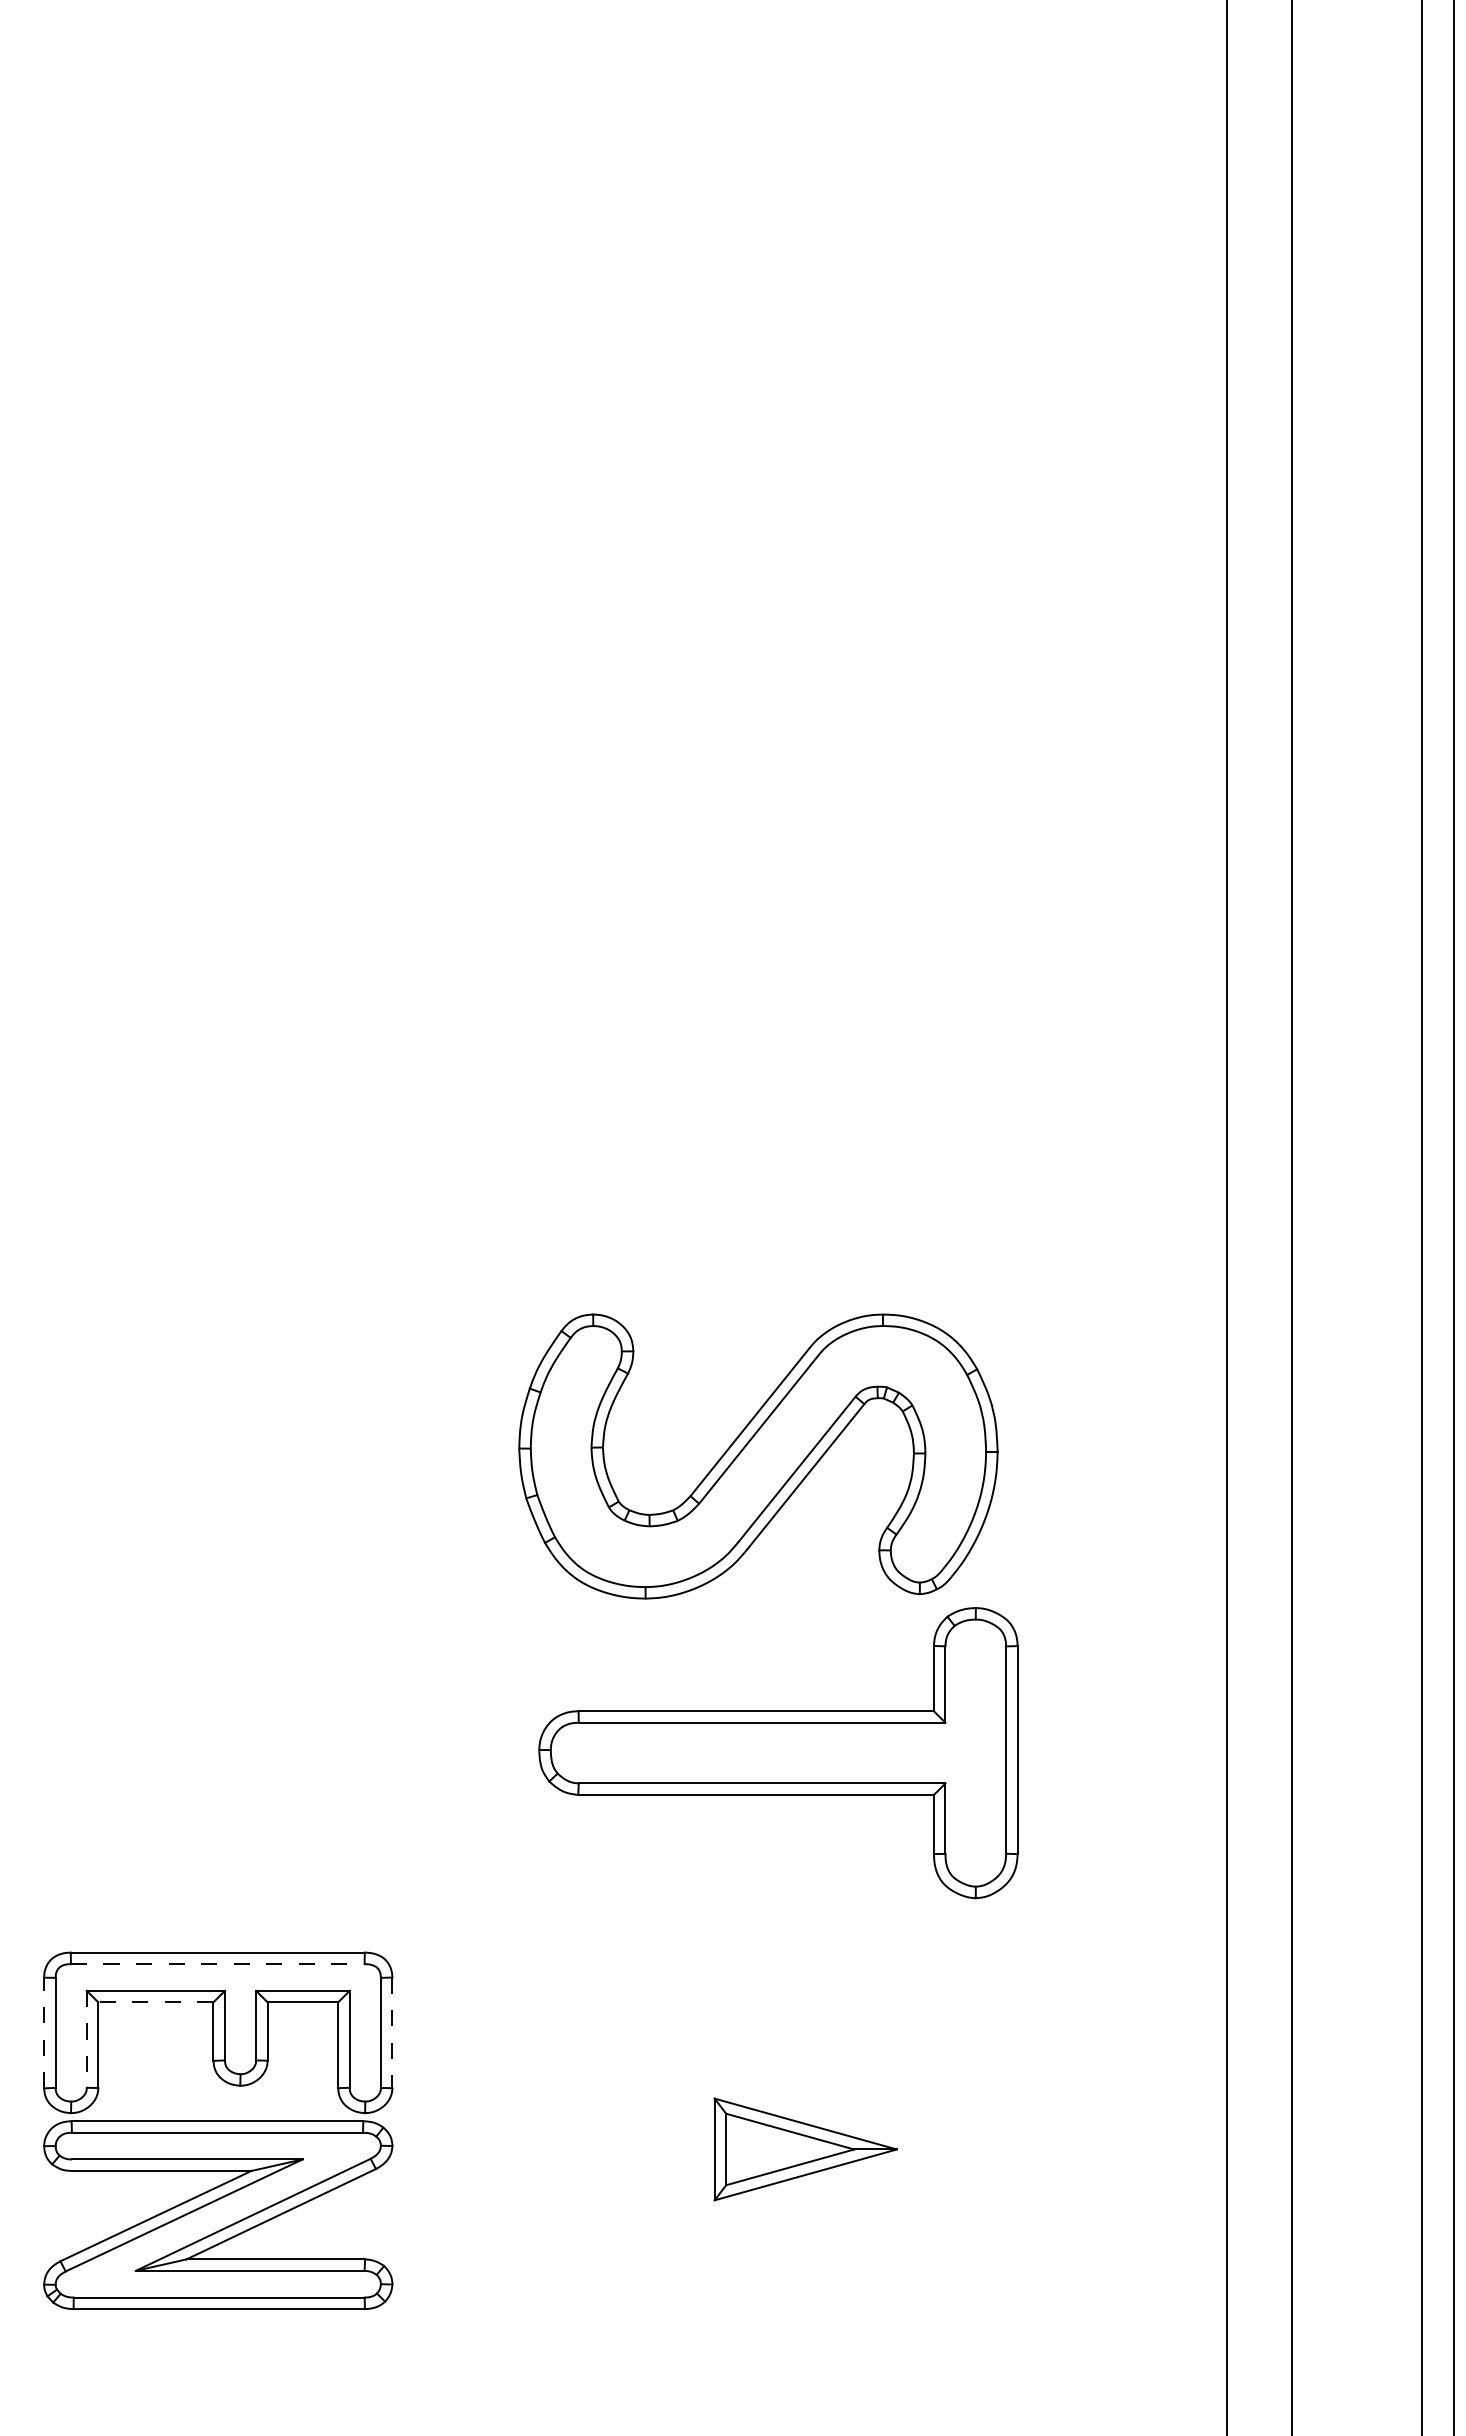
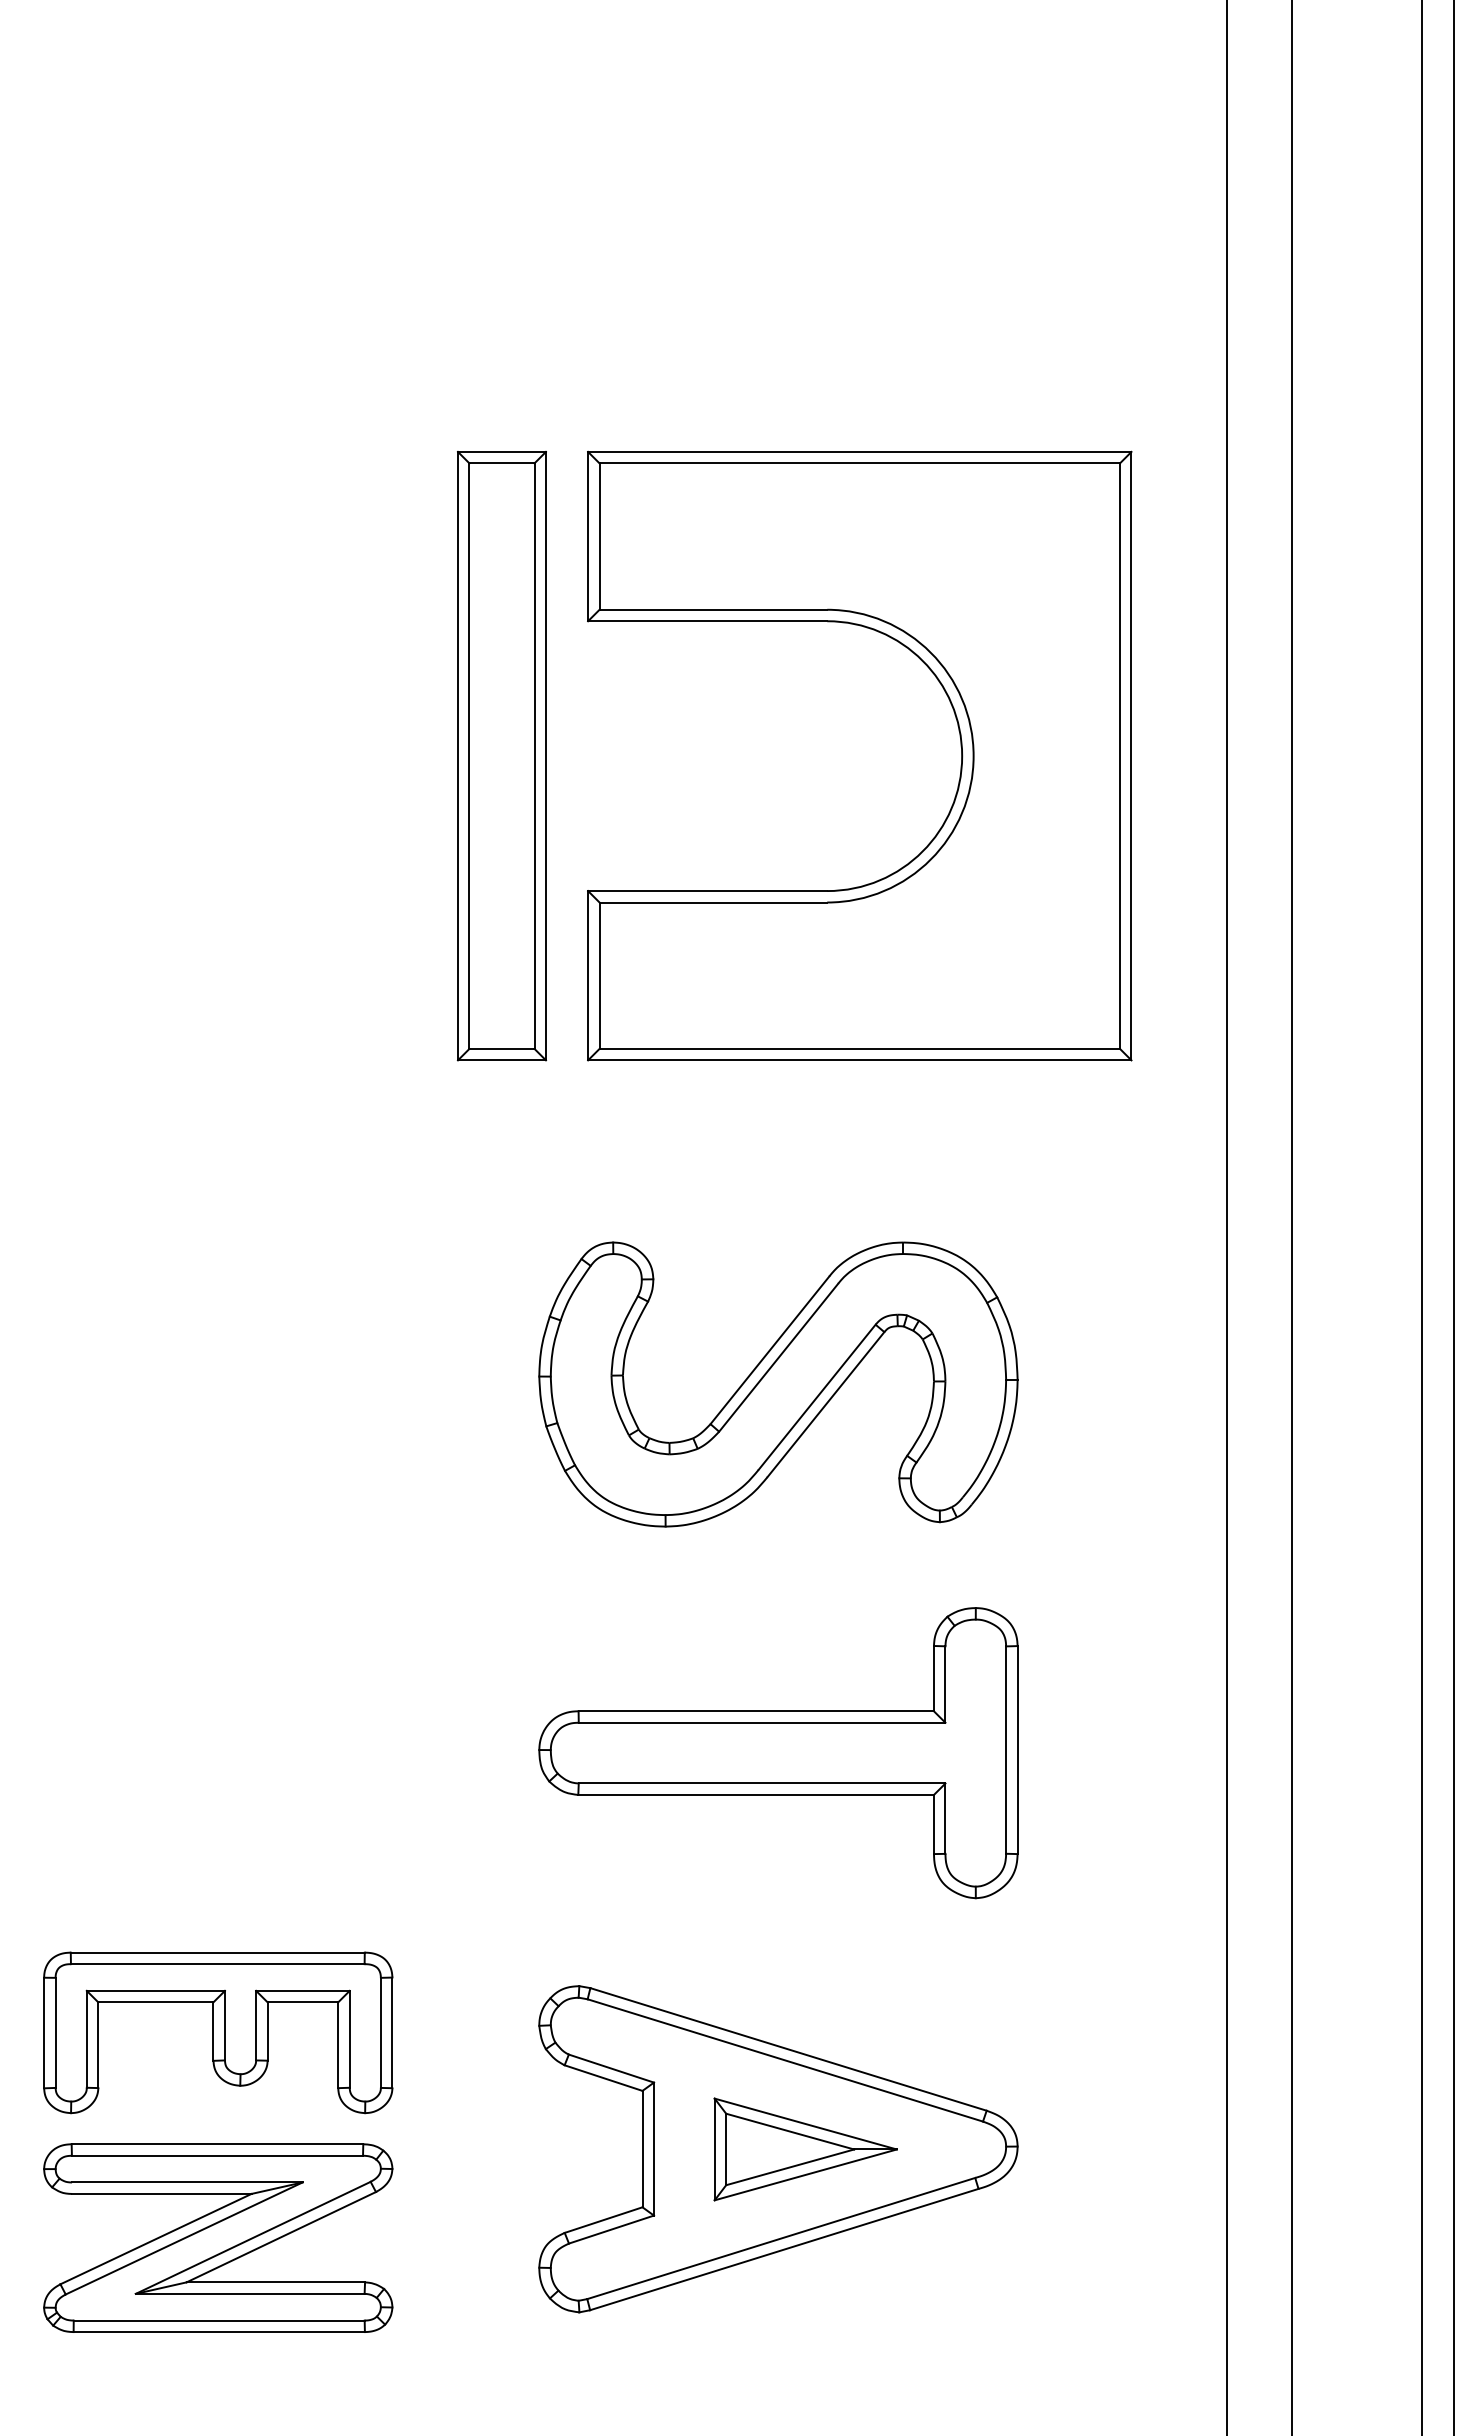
part: none -> present (960, 746)
part: none -> present (501, 756)
part position: (758, 1456) -> (778, 1384) (778, 1384)
line: dashed -> solid (217, 1964)
line: dashed -> solid (155, 2002)
line: dashed -> solid (44, 2032)
line: dashed -> solid (392, 2033)
line: dashed -> solid (86, 2039)
part: none -> present (778, 2149)
part position: (218, 2214) -> (218, 2237) (218, 2237)
